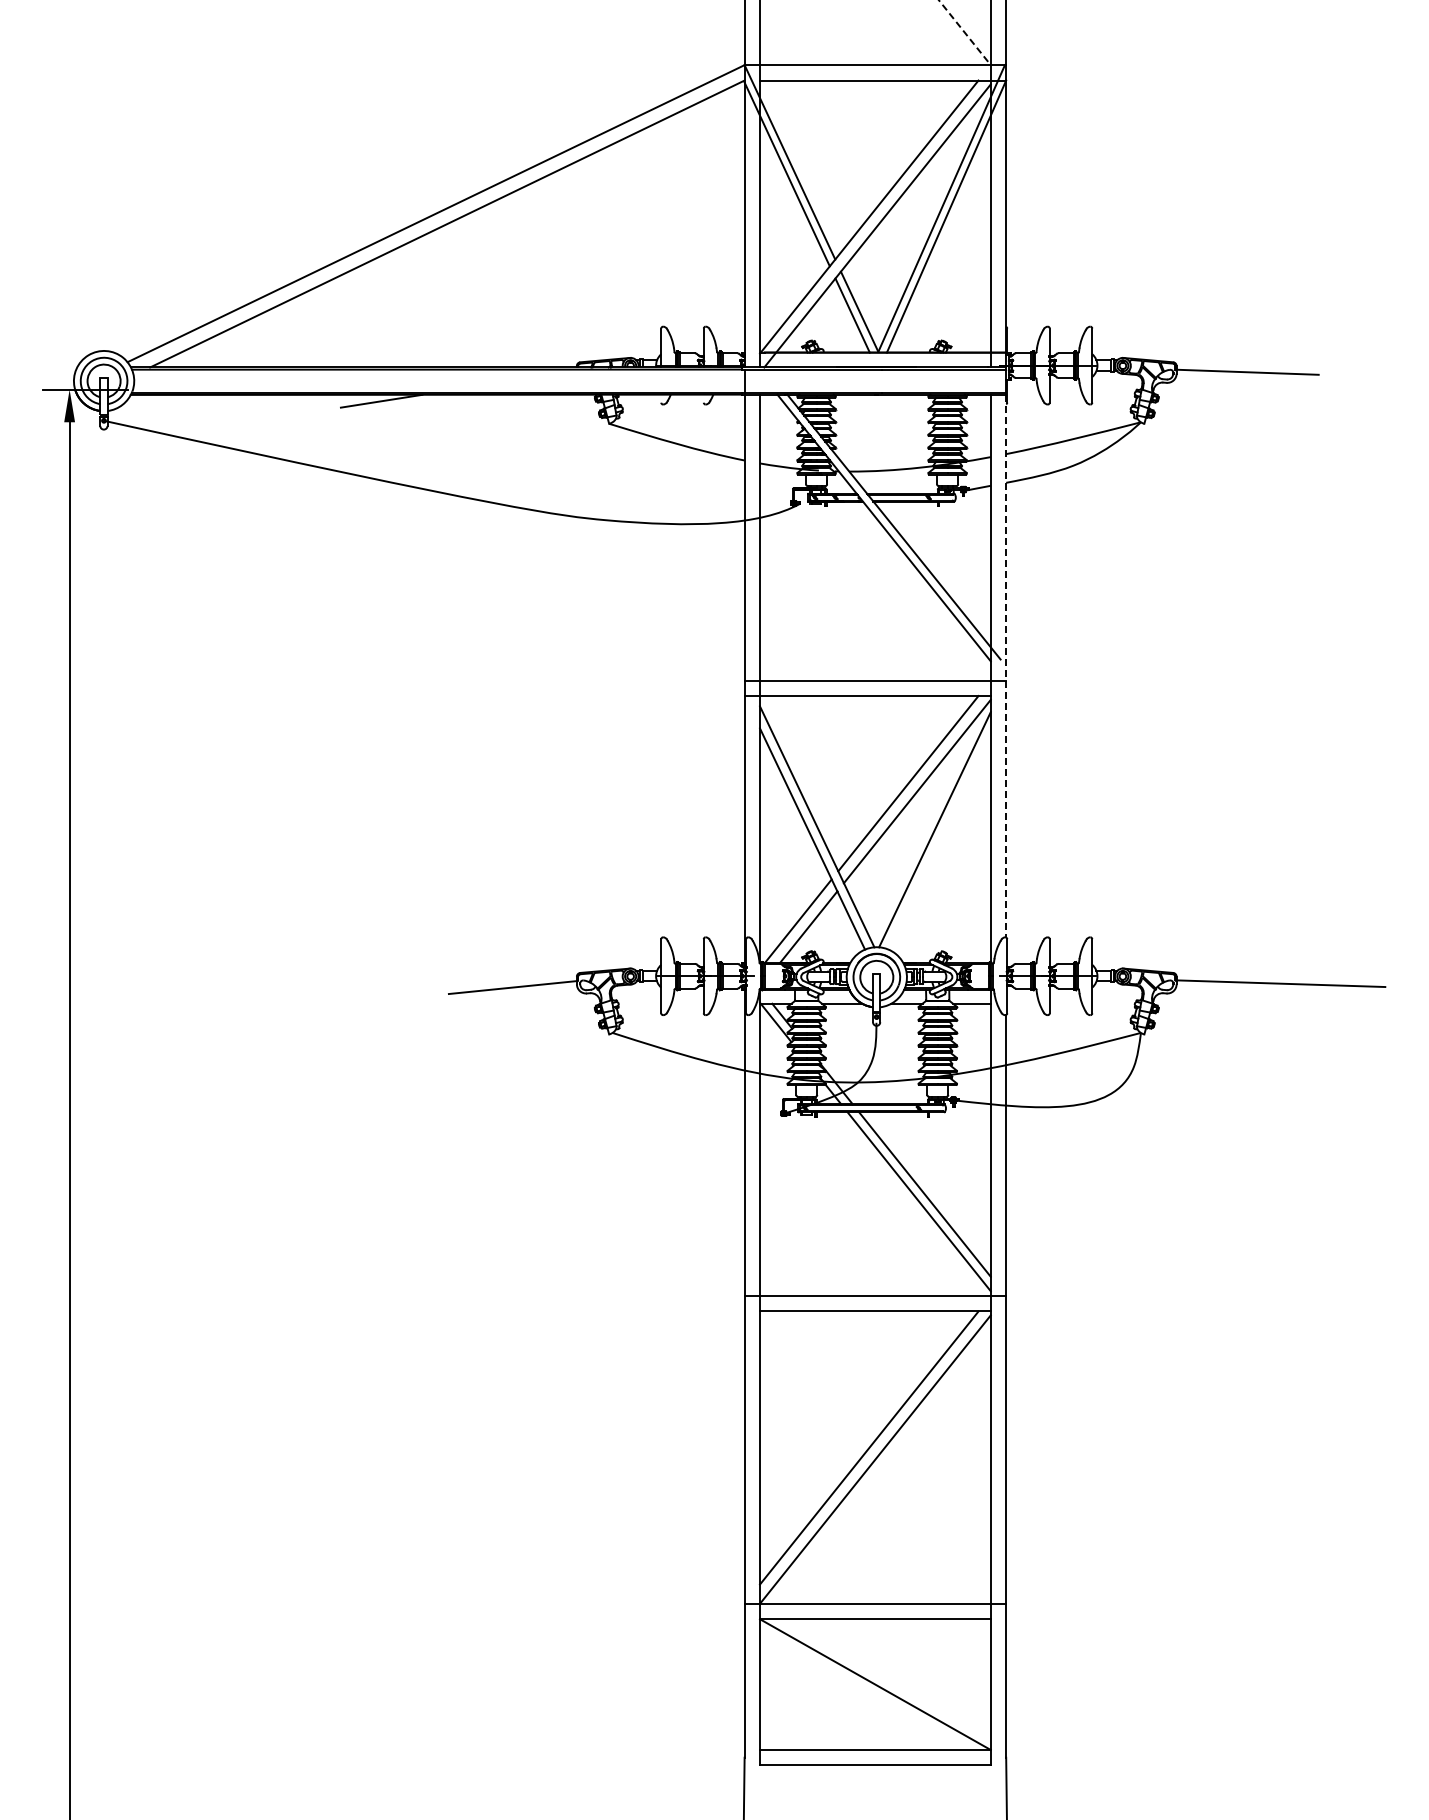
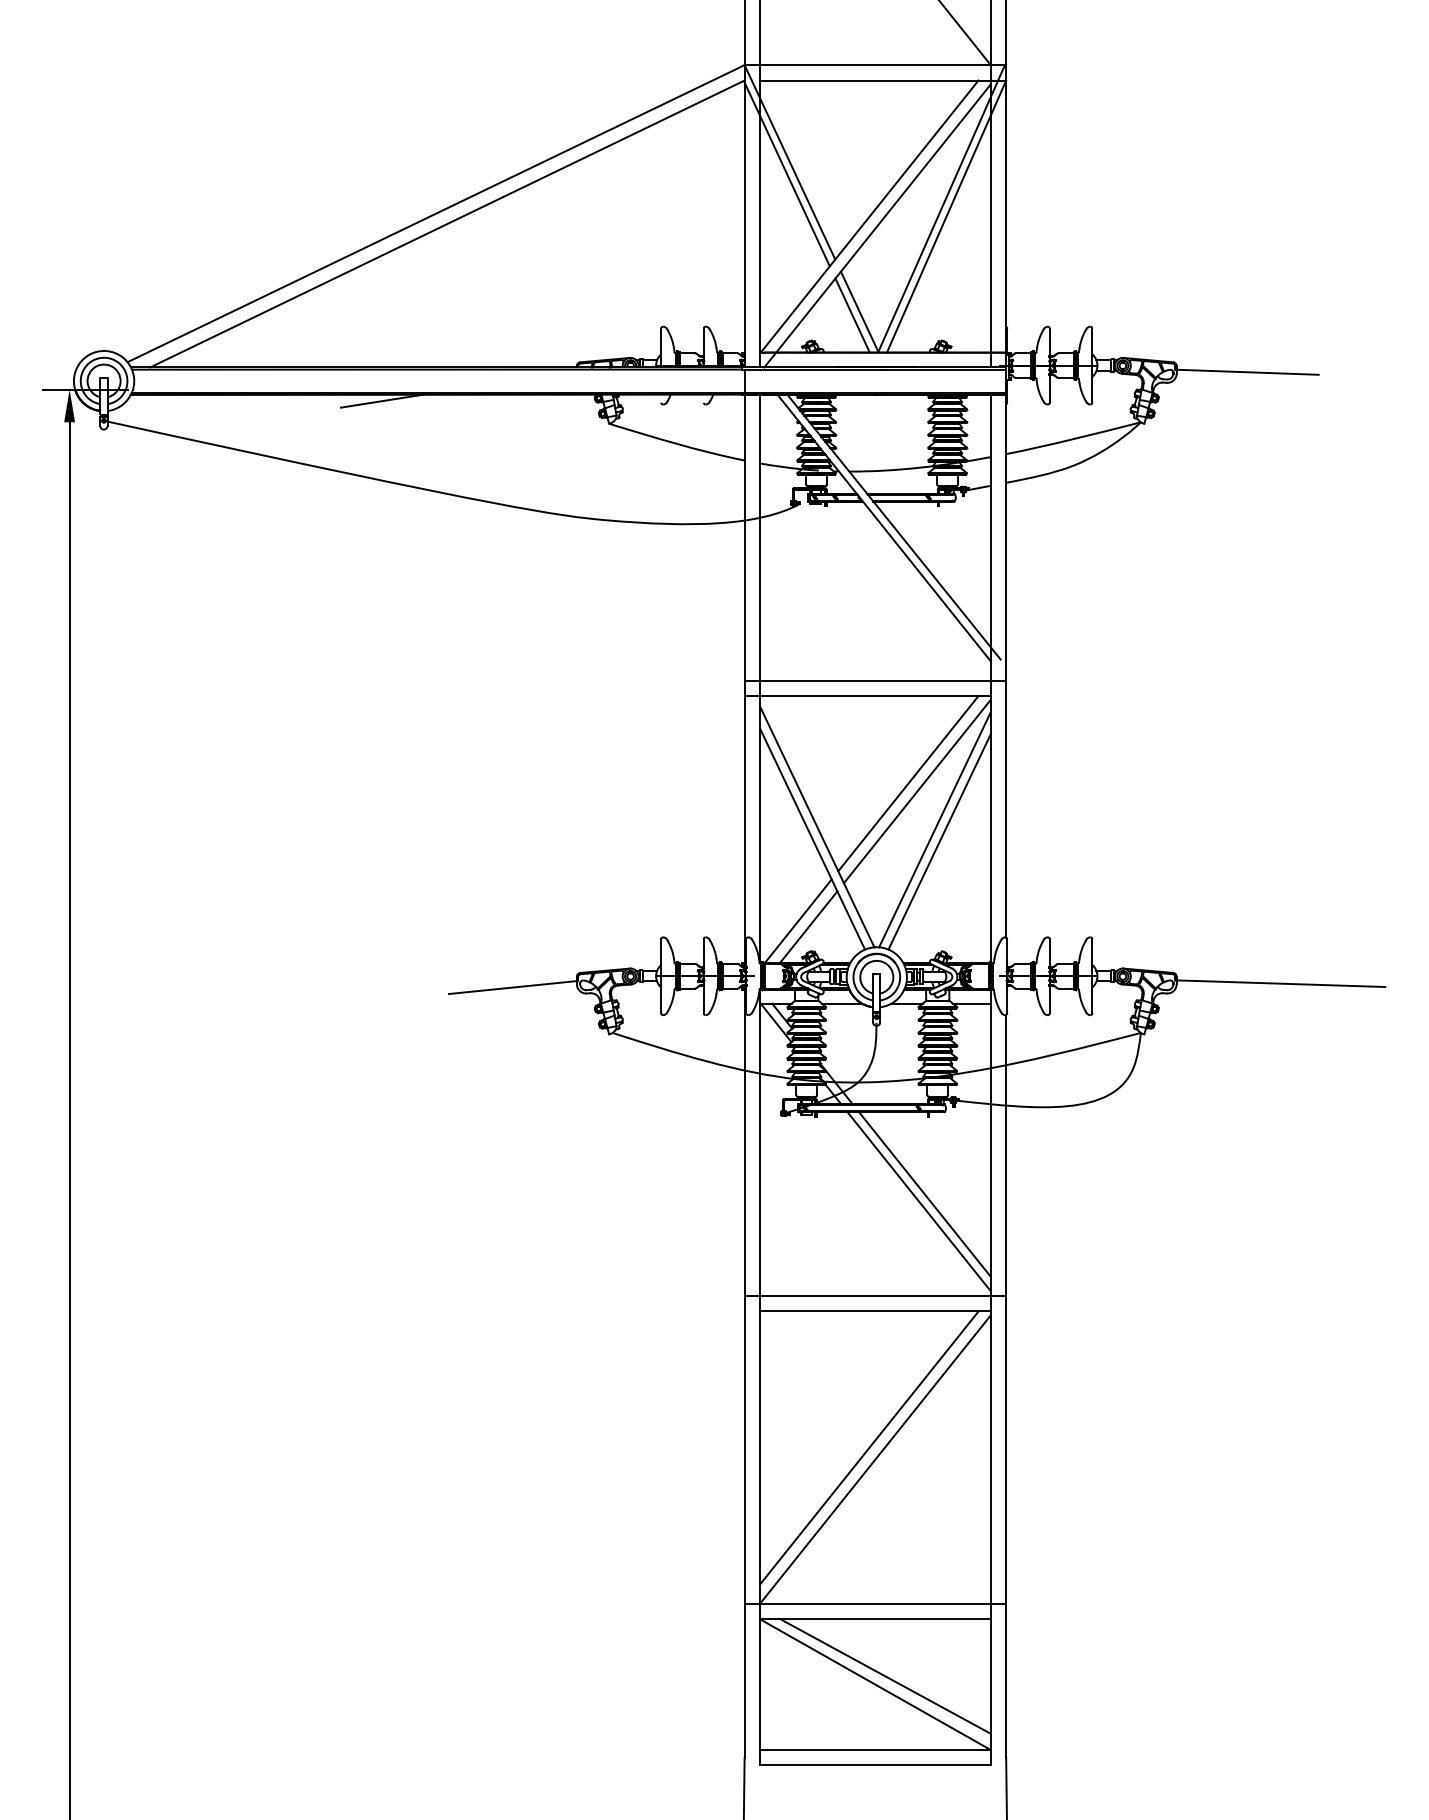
line: dashed -> solid (965, 33)
line: dashed -> solid (1006, 666)
line: none -> present (939, 841)
line: none -> present (885, 1676)
